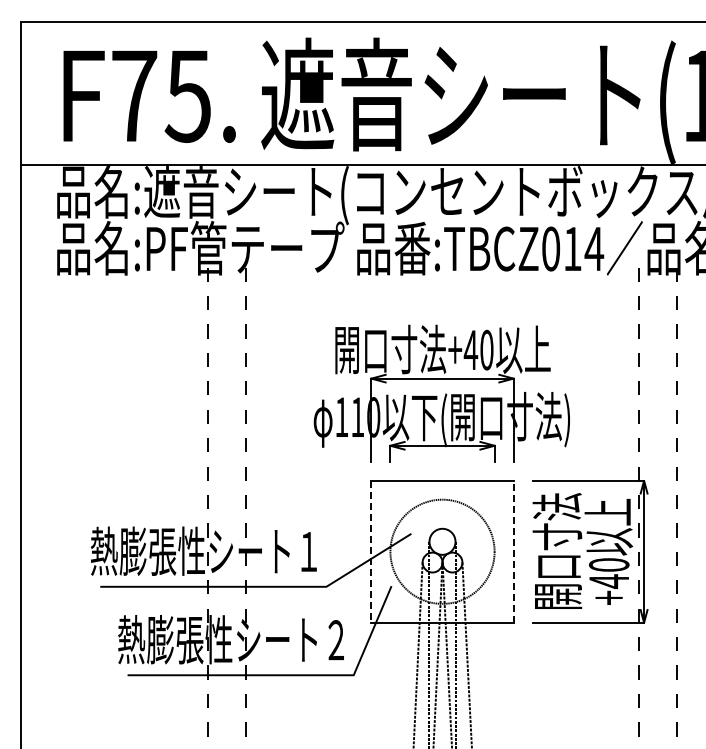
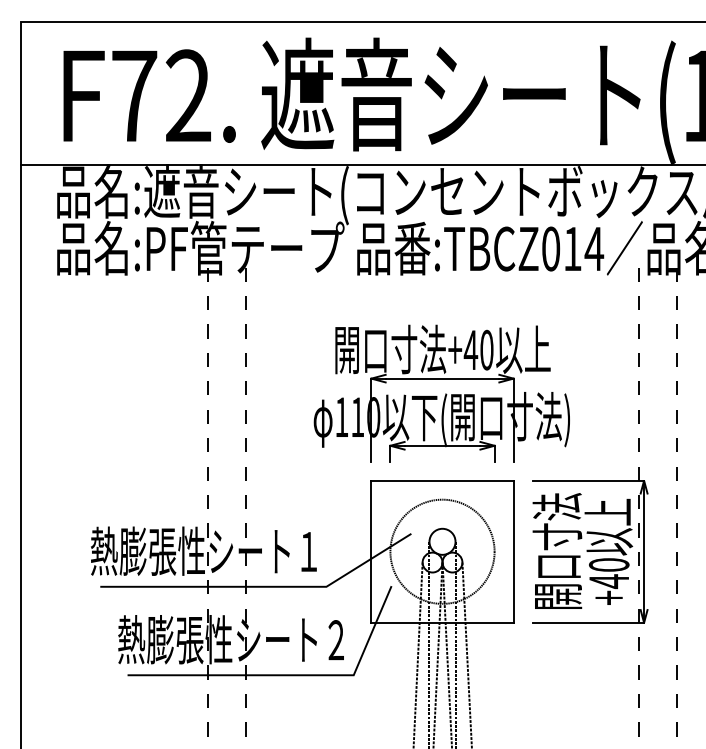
text: F75. -> F72. (187, 95)
line: dashed -> solid (513, 551)
line: dashed -> solid (371, 552)
